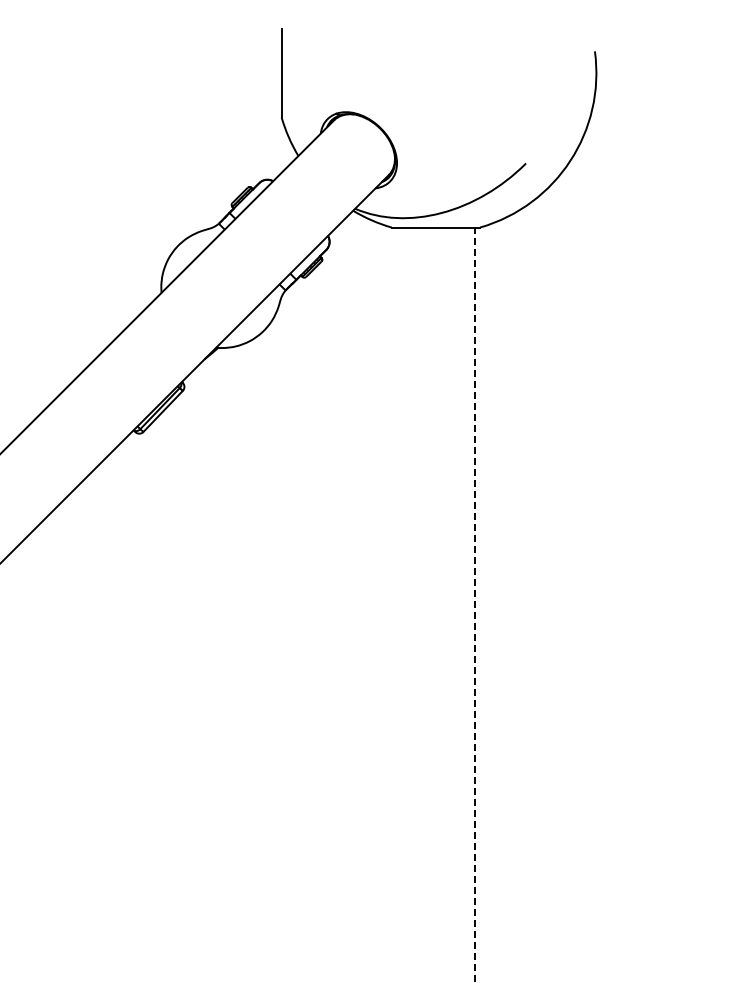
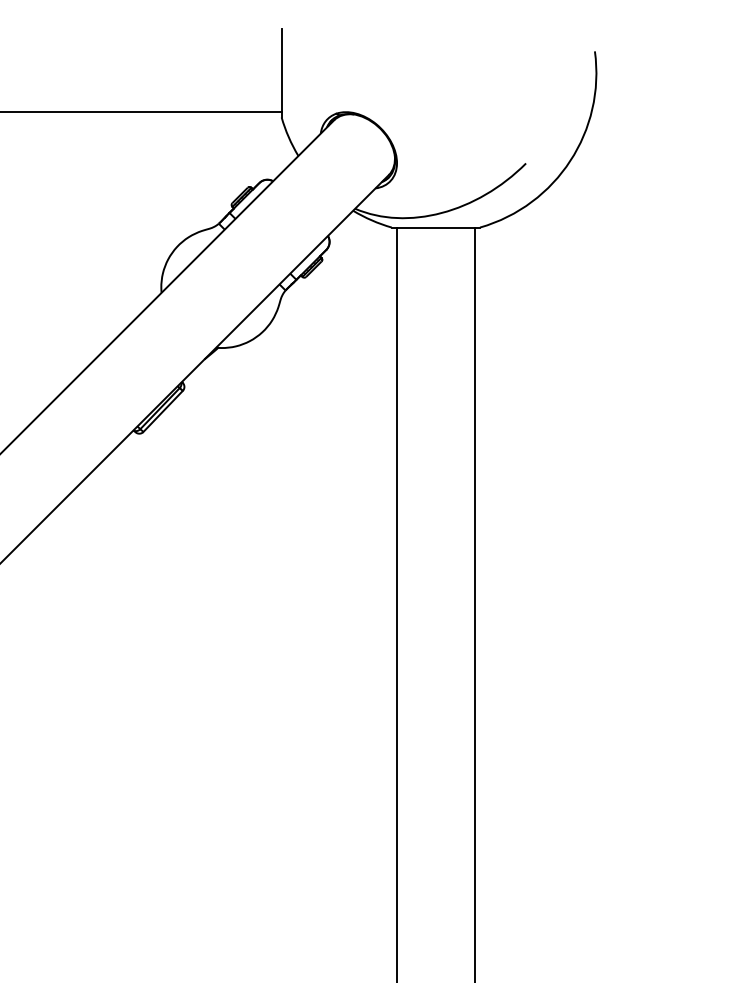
line: none -> present (141, 111)
line: none -> present (397, 603)
line: dashed -> solid (474, 604)
